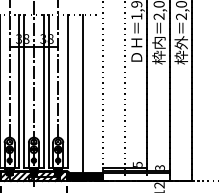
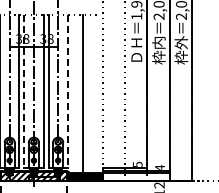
line: solid -> dashed (24, 91)
line: solid -> dashed (67, 91)
text: 3 -> 4 (159, 166)
